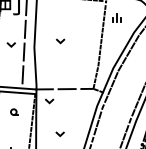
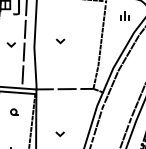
part position: (116, 17) -> (124, 15) (124, 15)
line: present -> none (49, 101)
